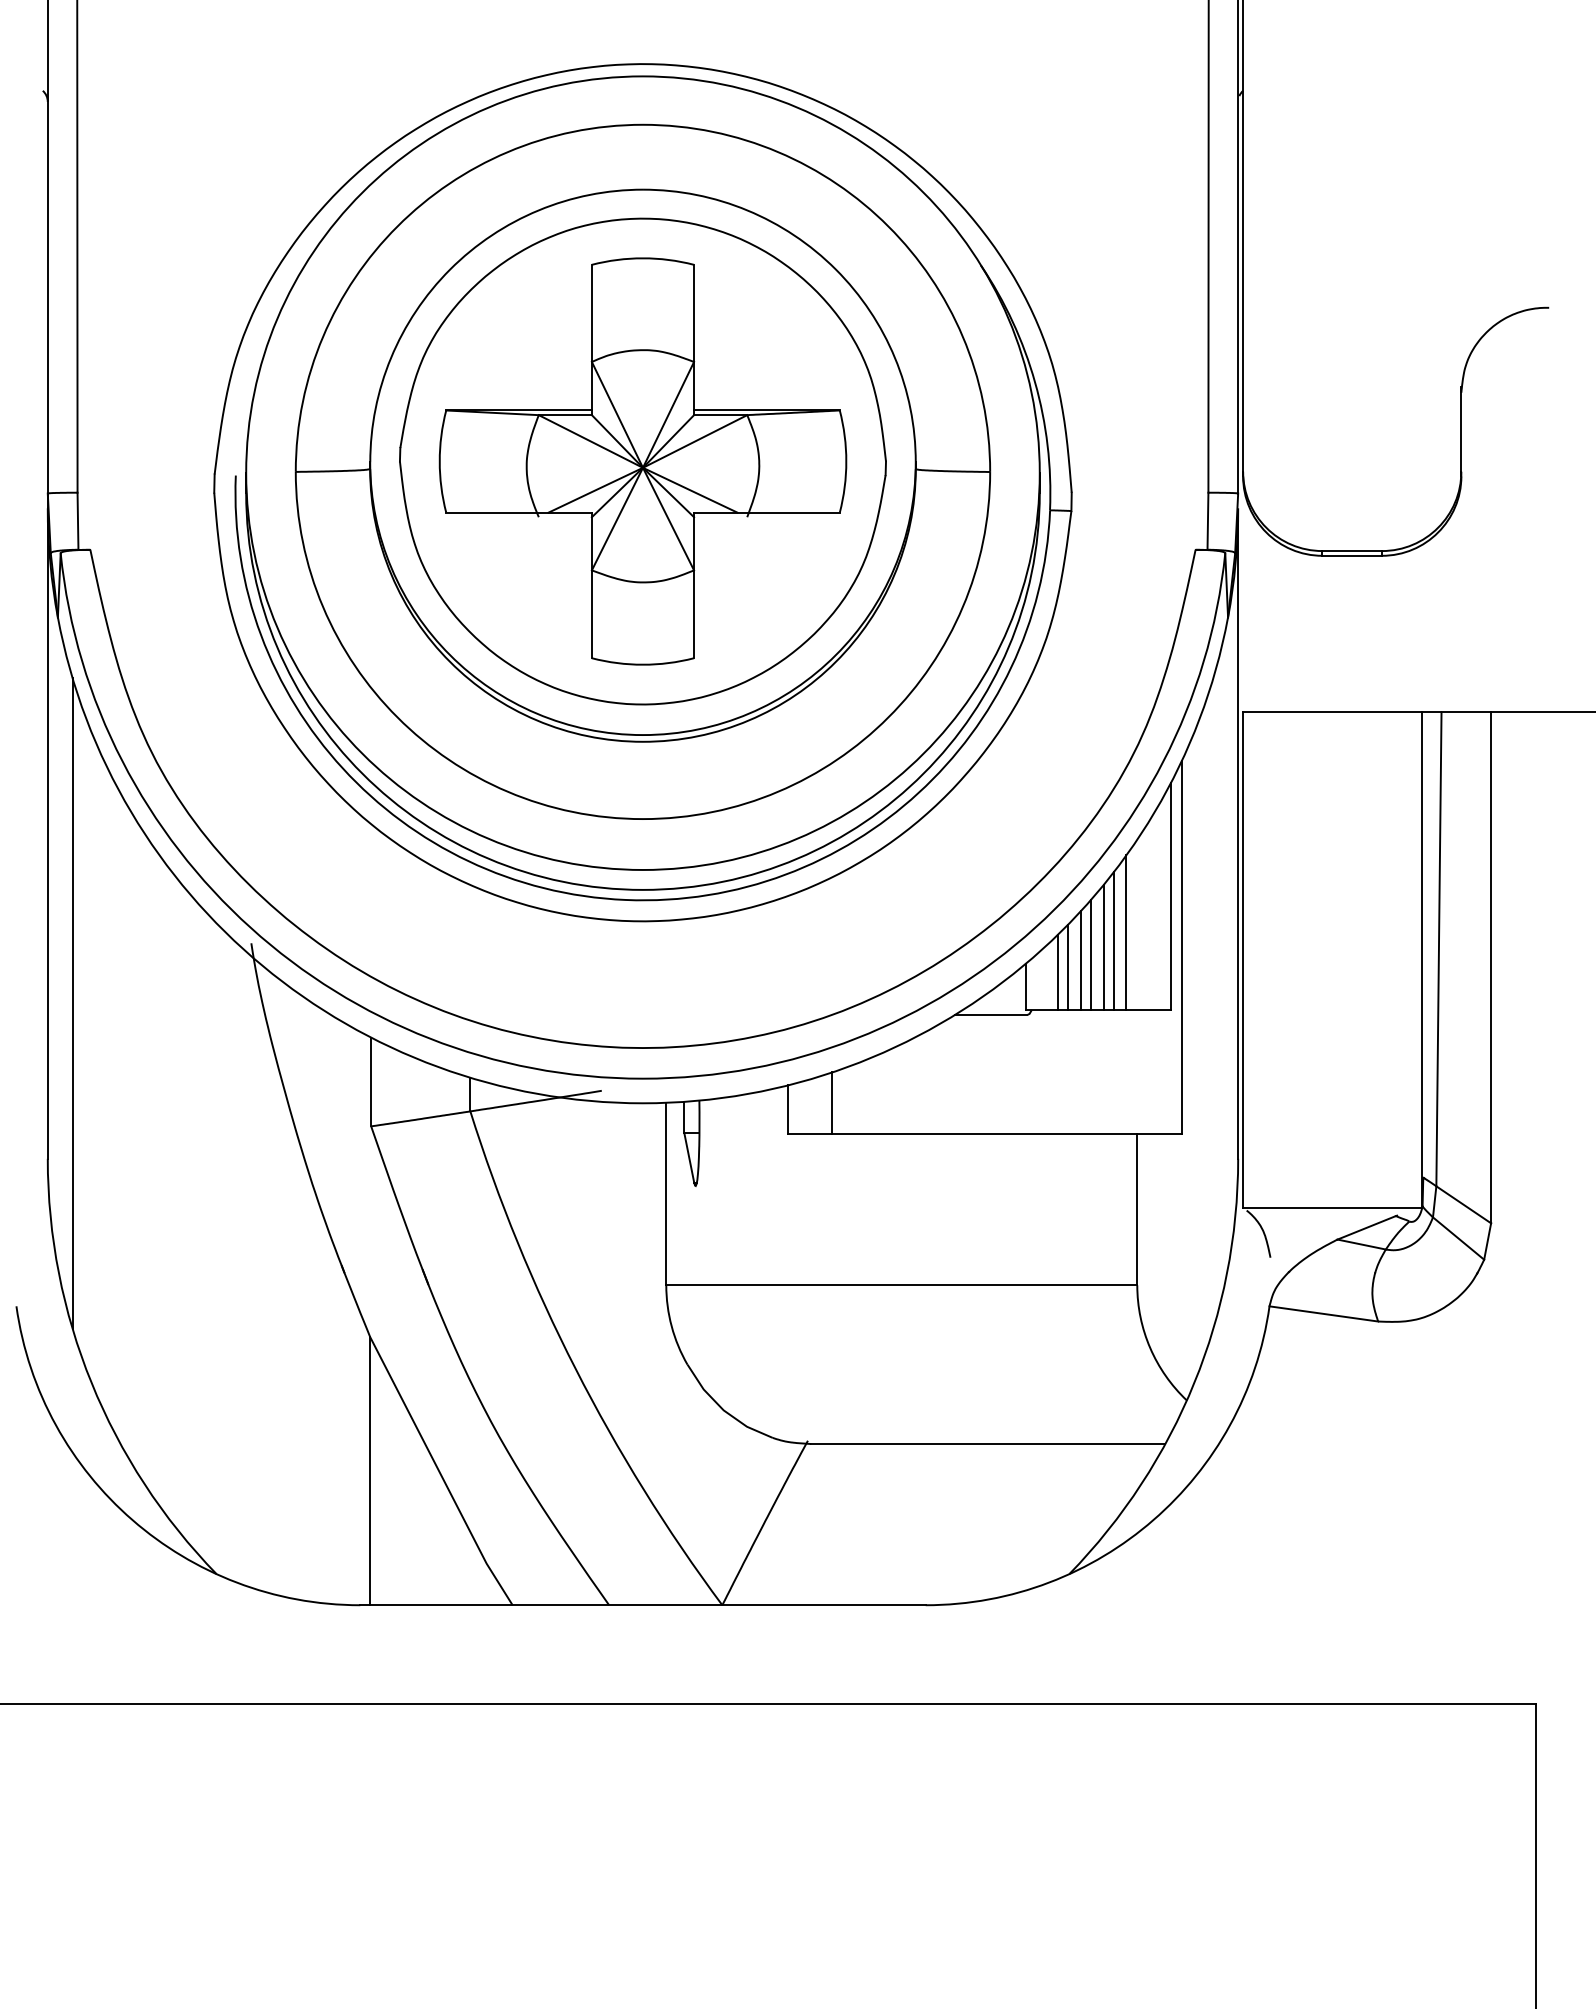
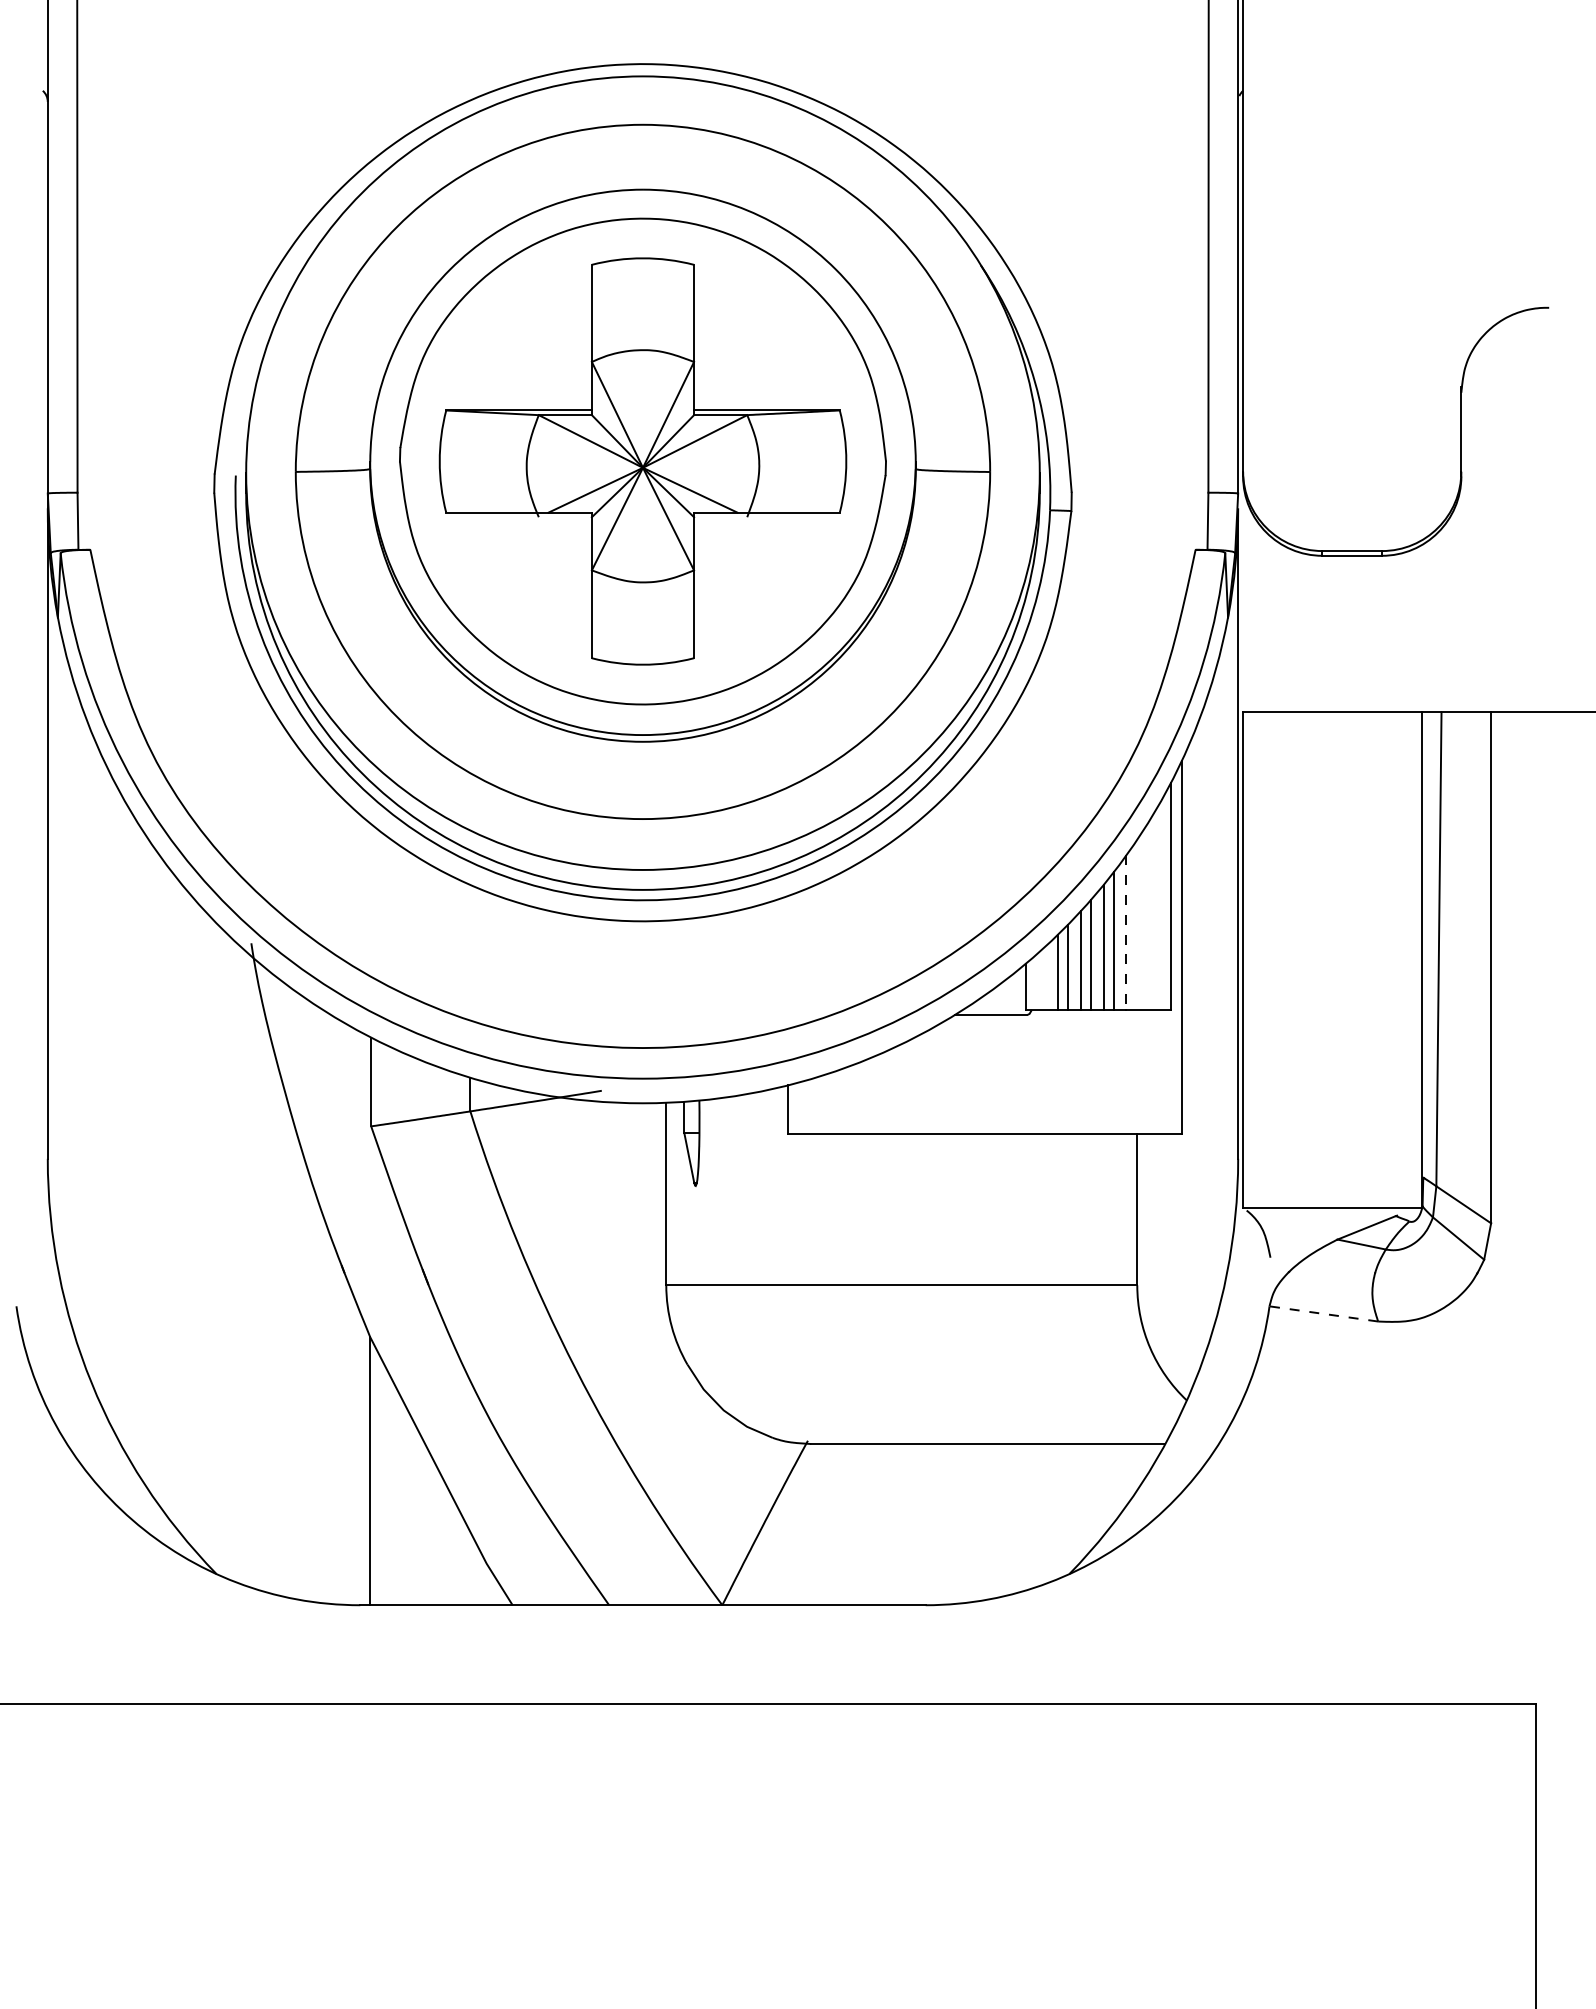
line: solid -> dashed (1126, 933)
line: present -> none (72, 1003)
line: present -> none (832, 1103)
line: solid -> dashed (1323, 1313)
